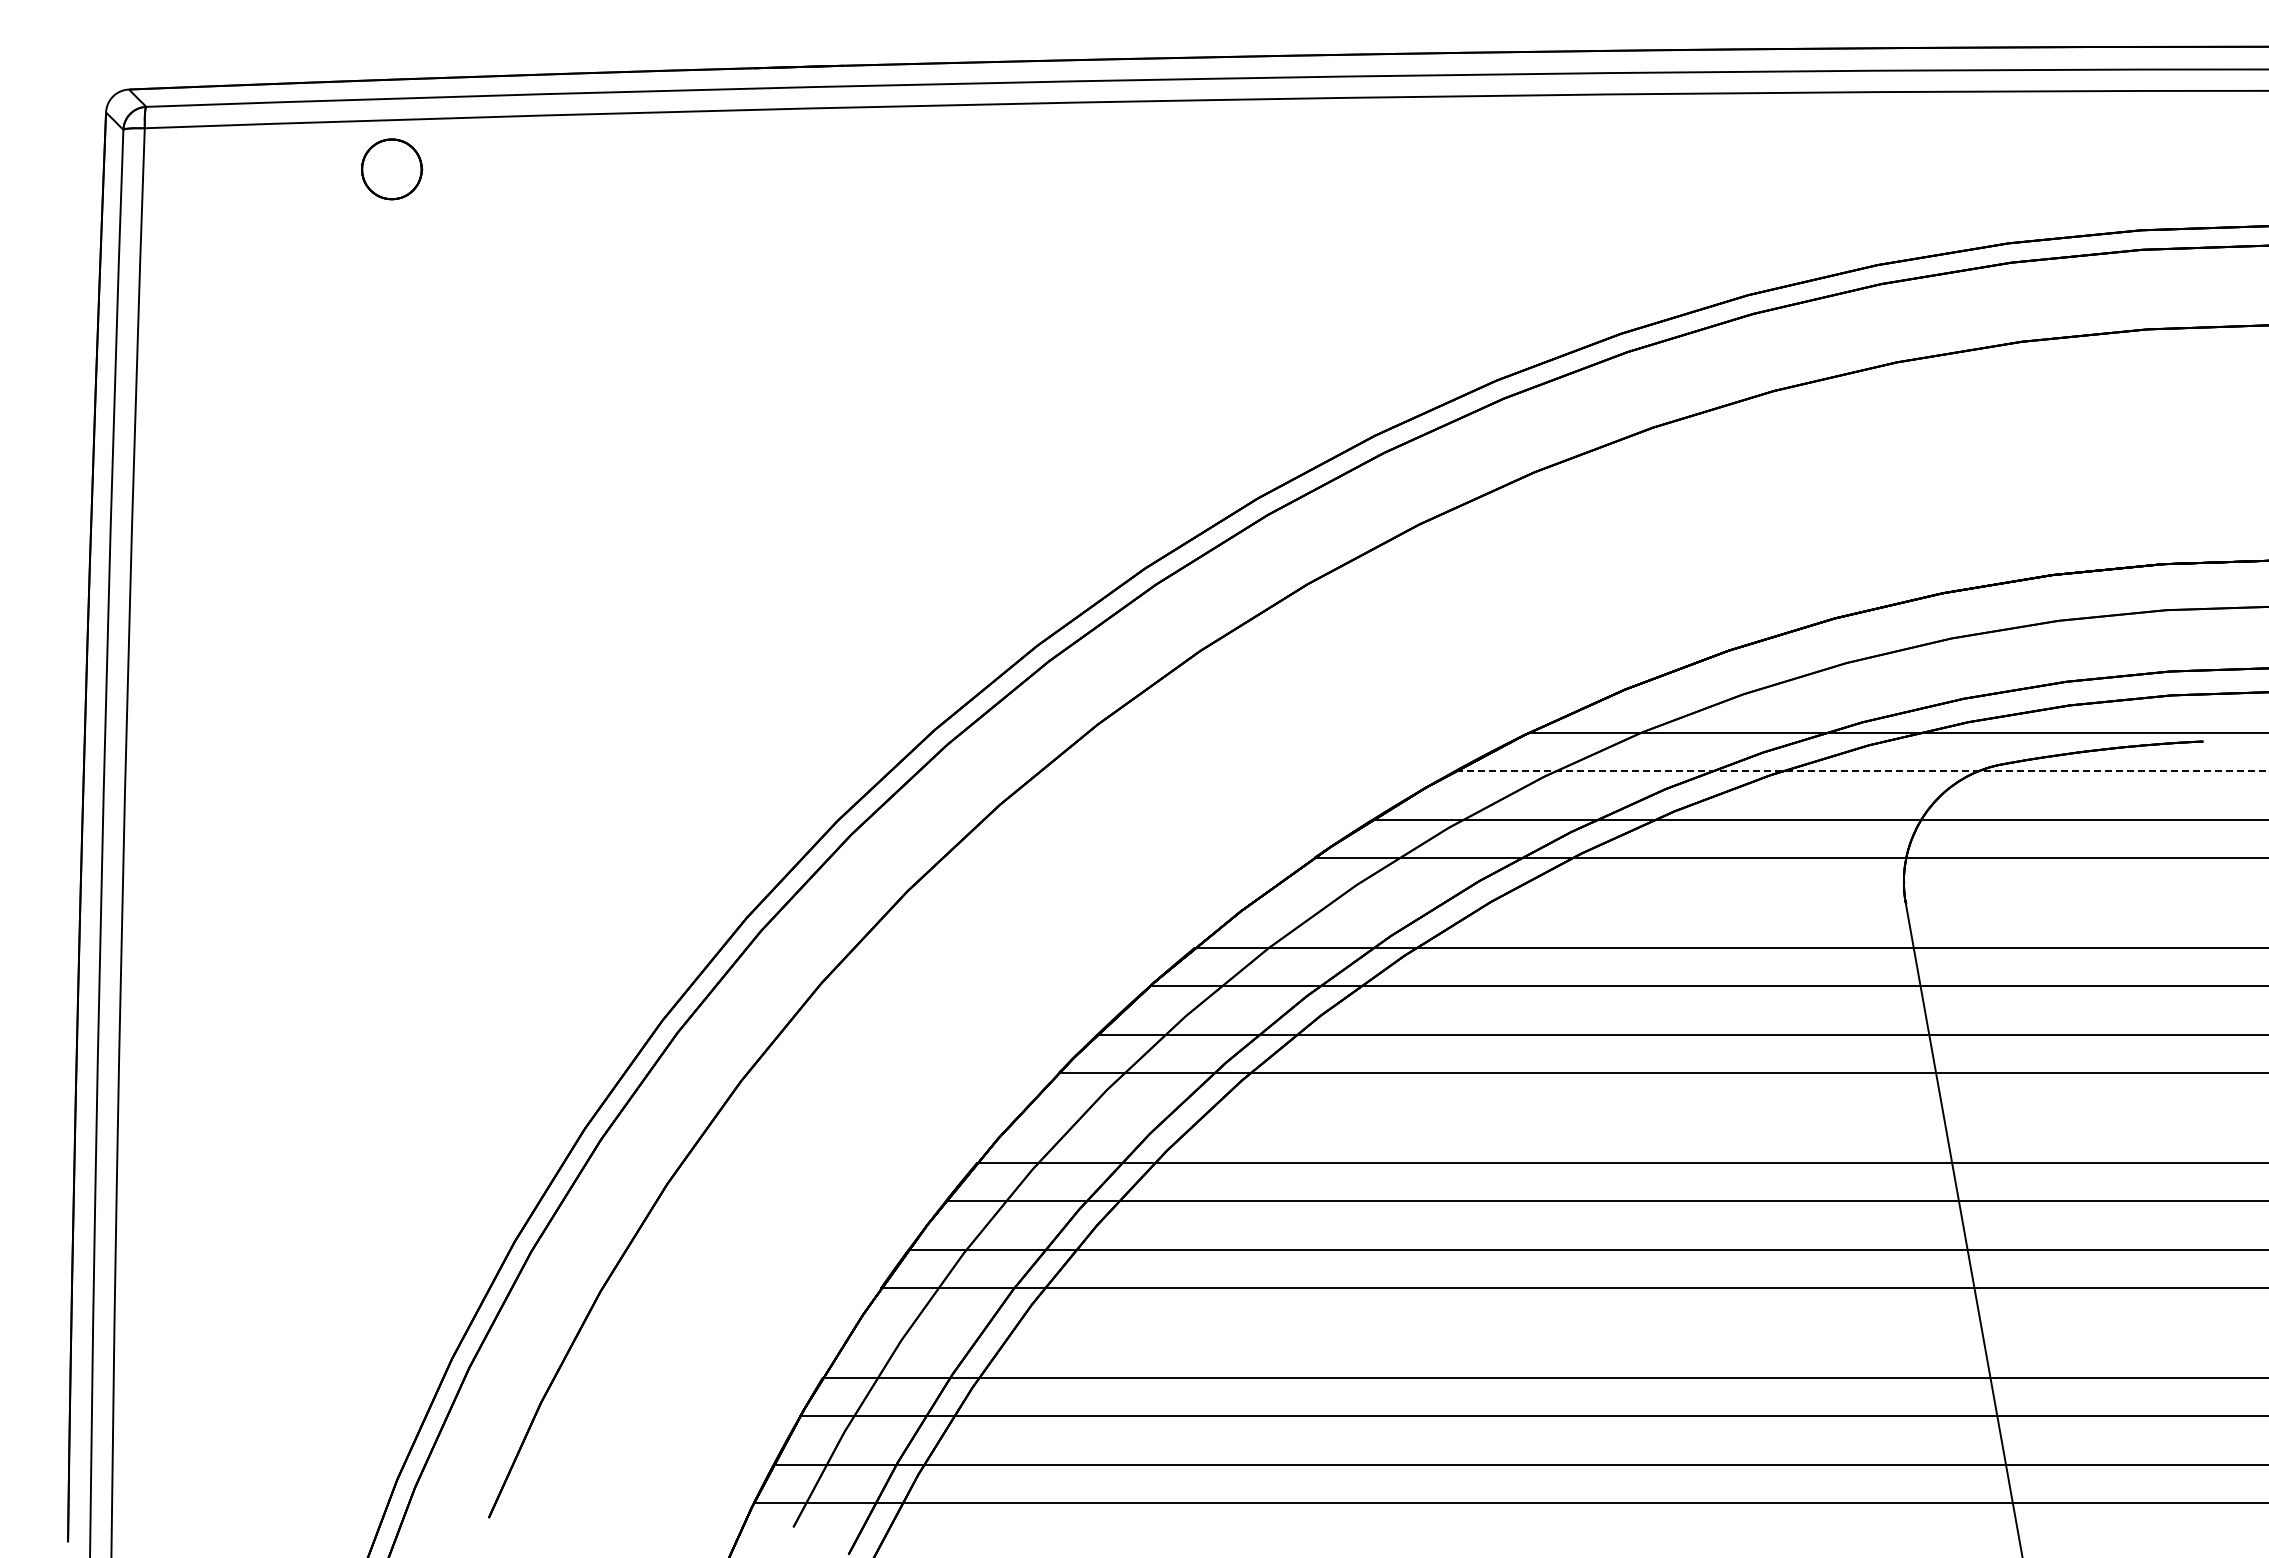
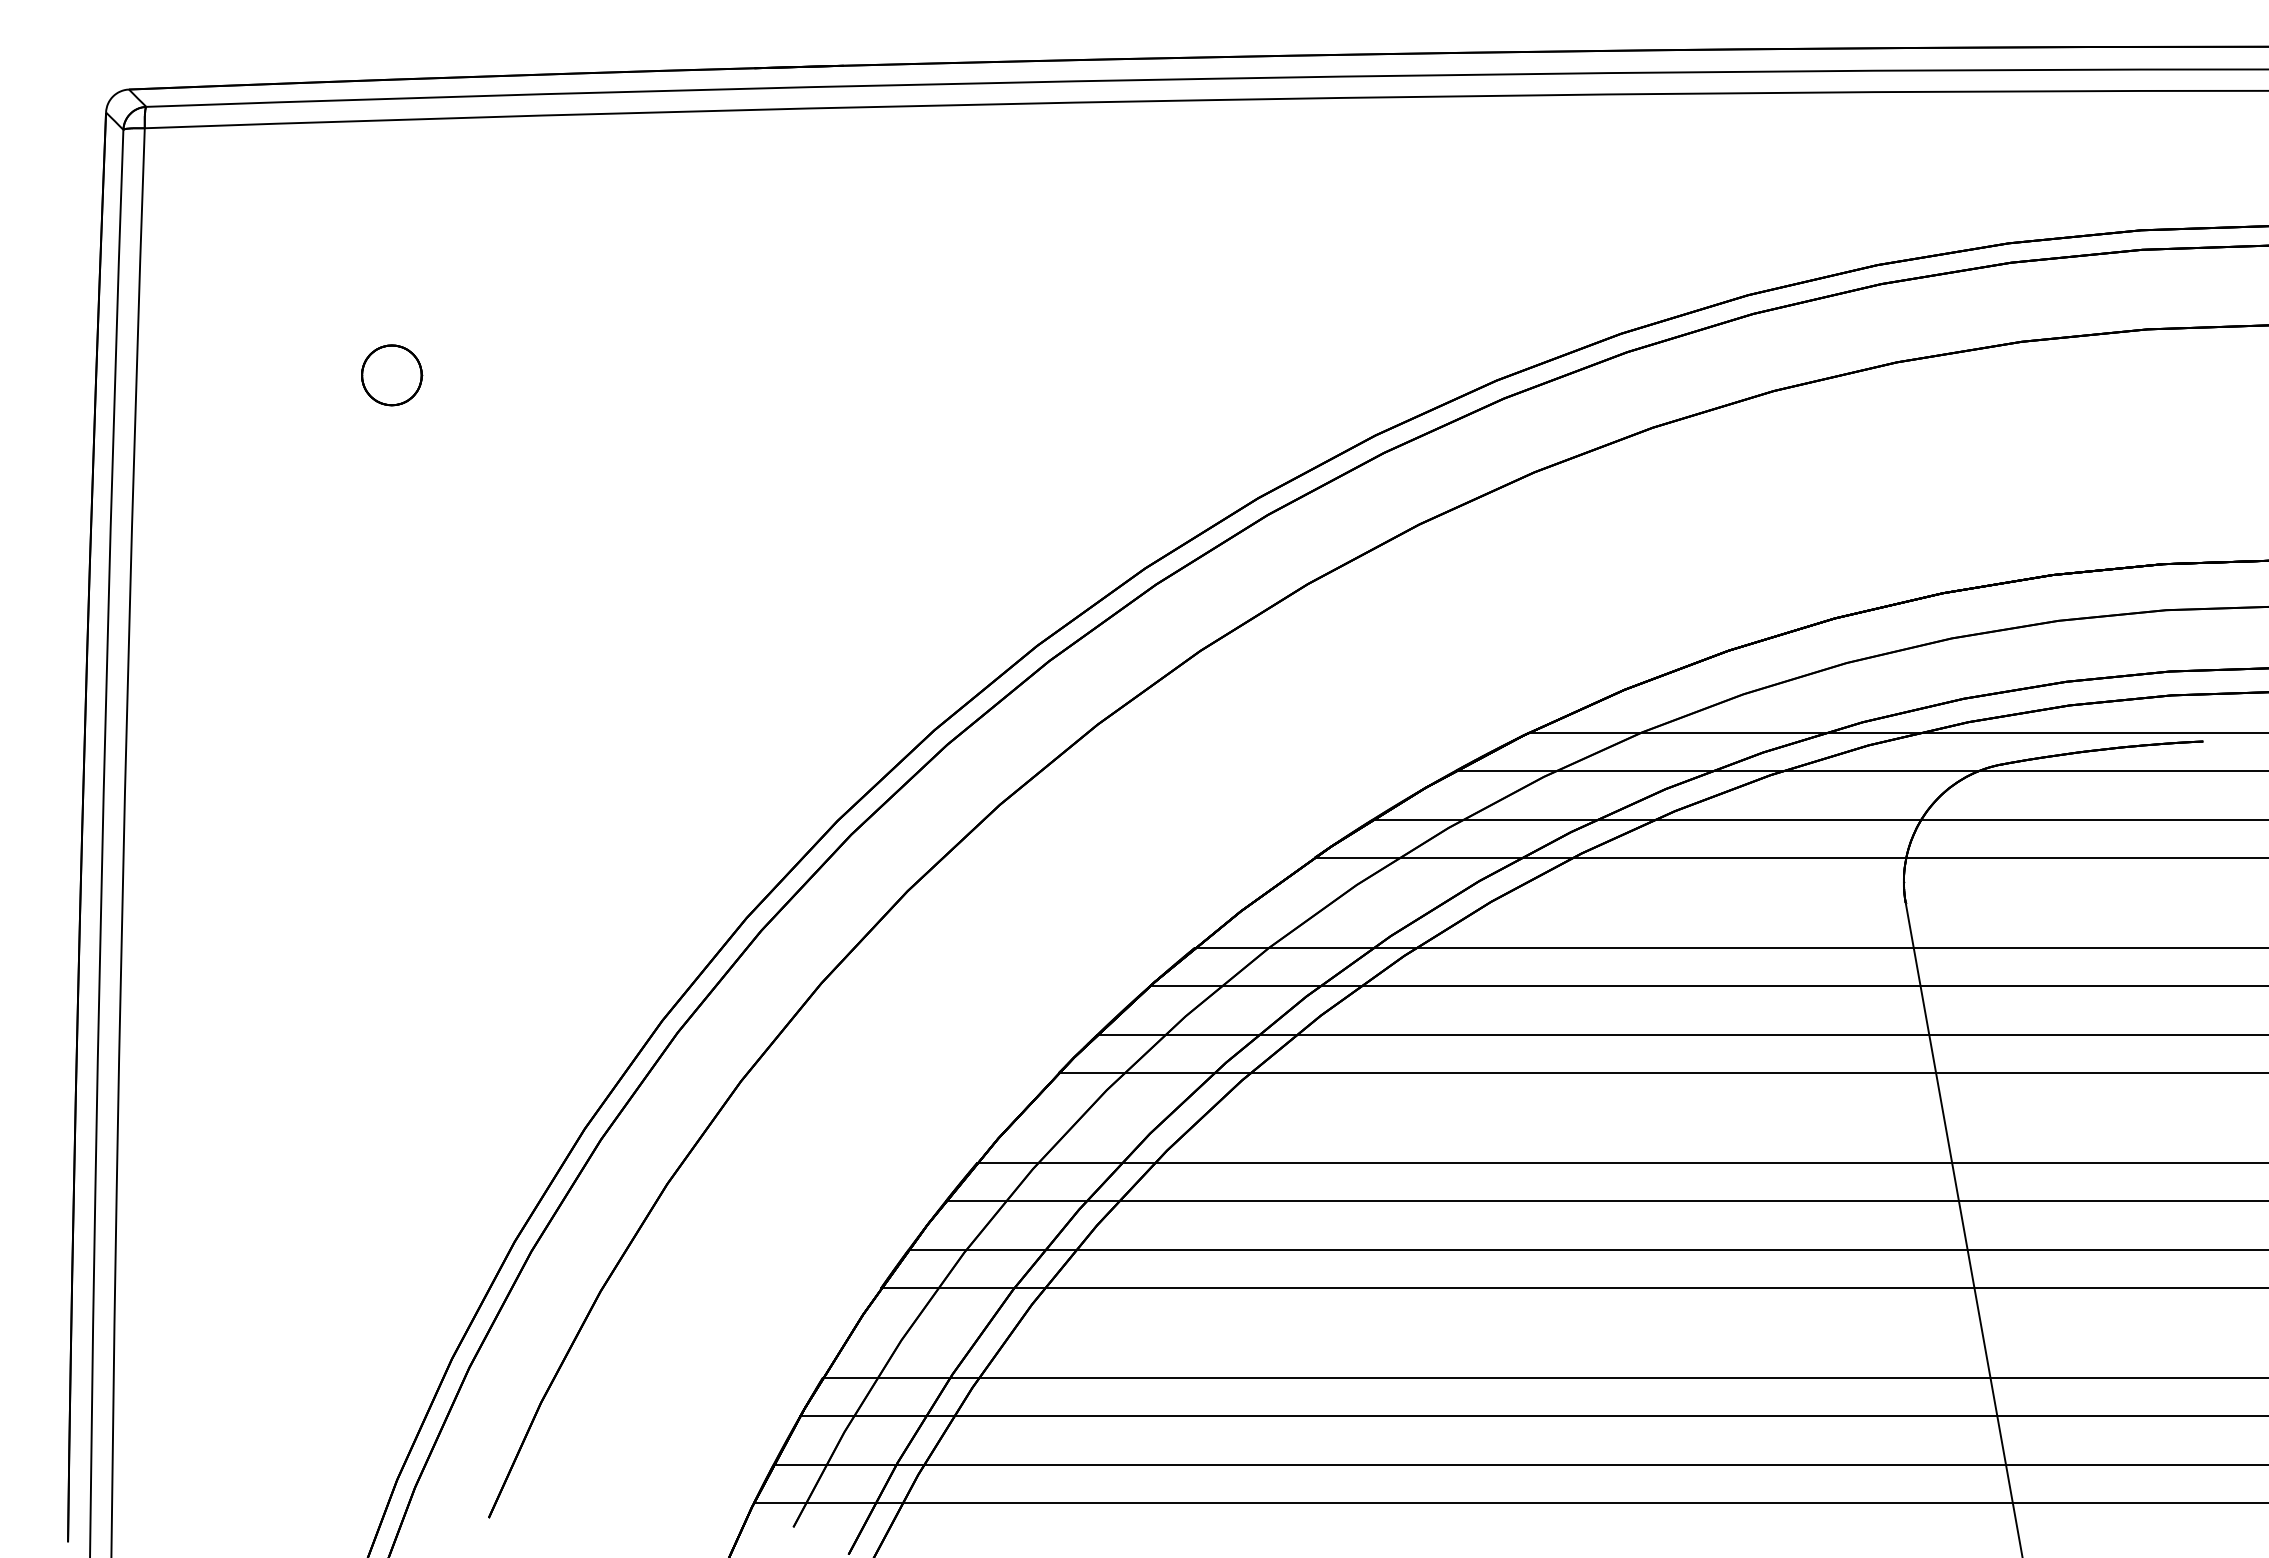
part position: (392, 169) -> (392, 375) (392, 375)
line: dashed -> solid (1862, 770)
